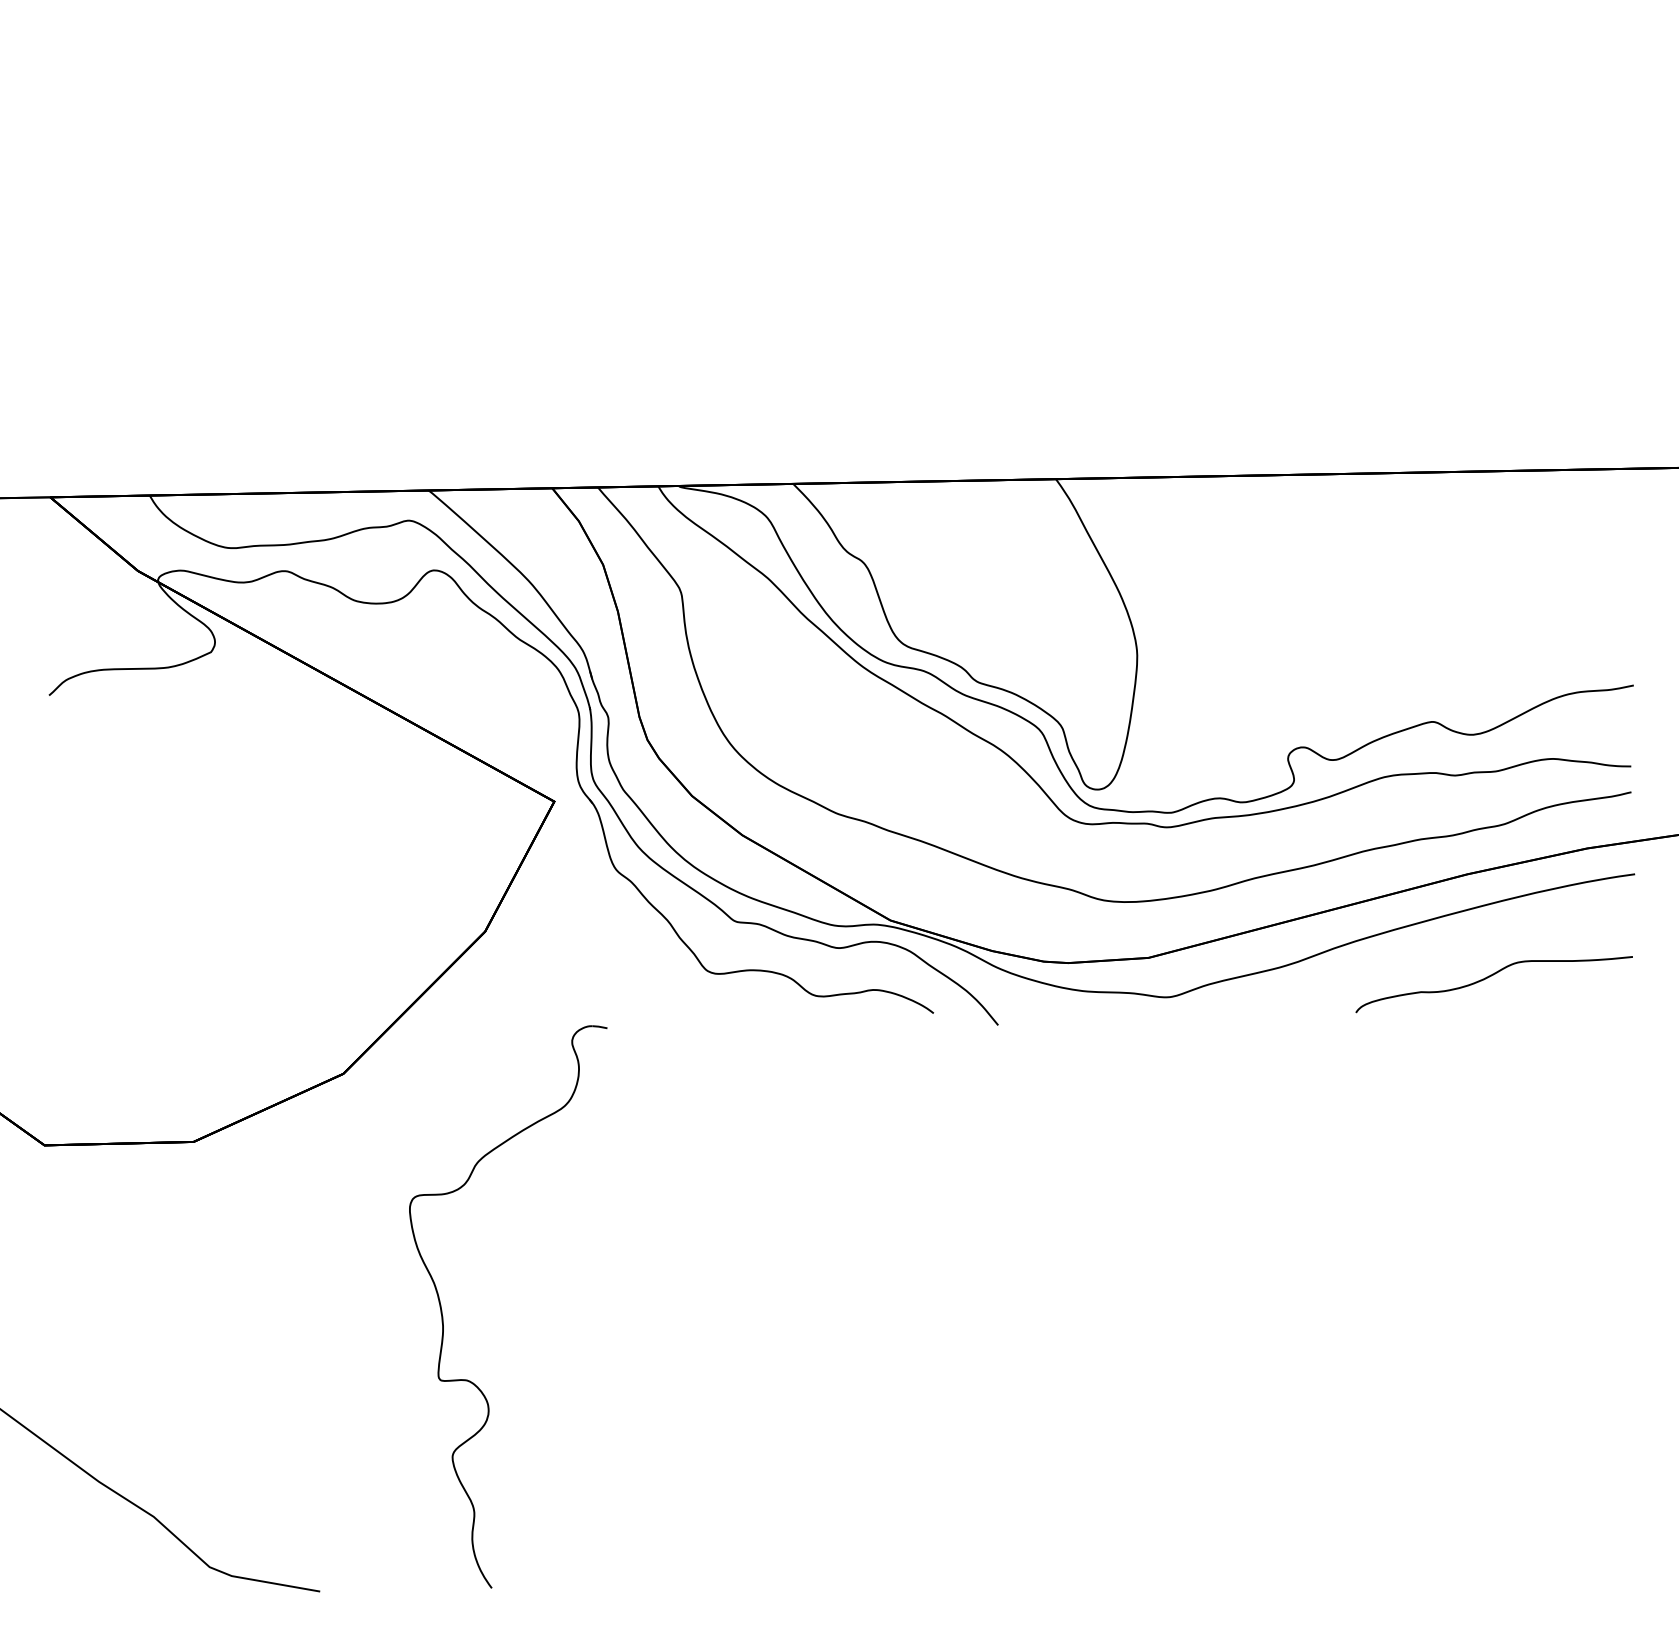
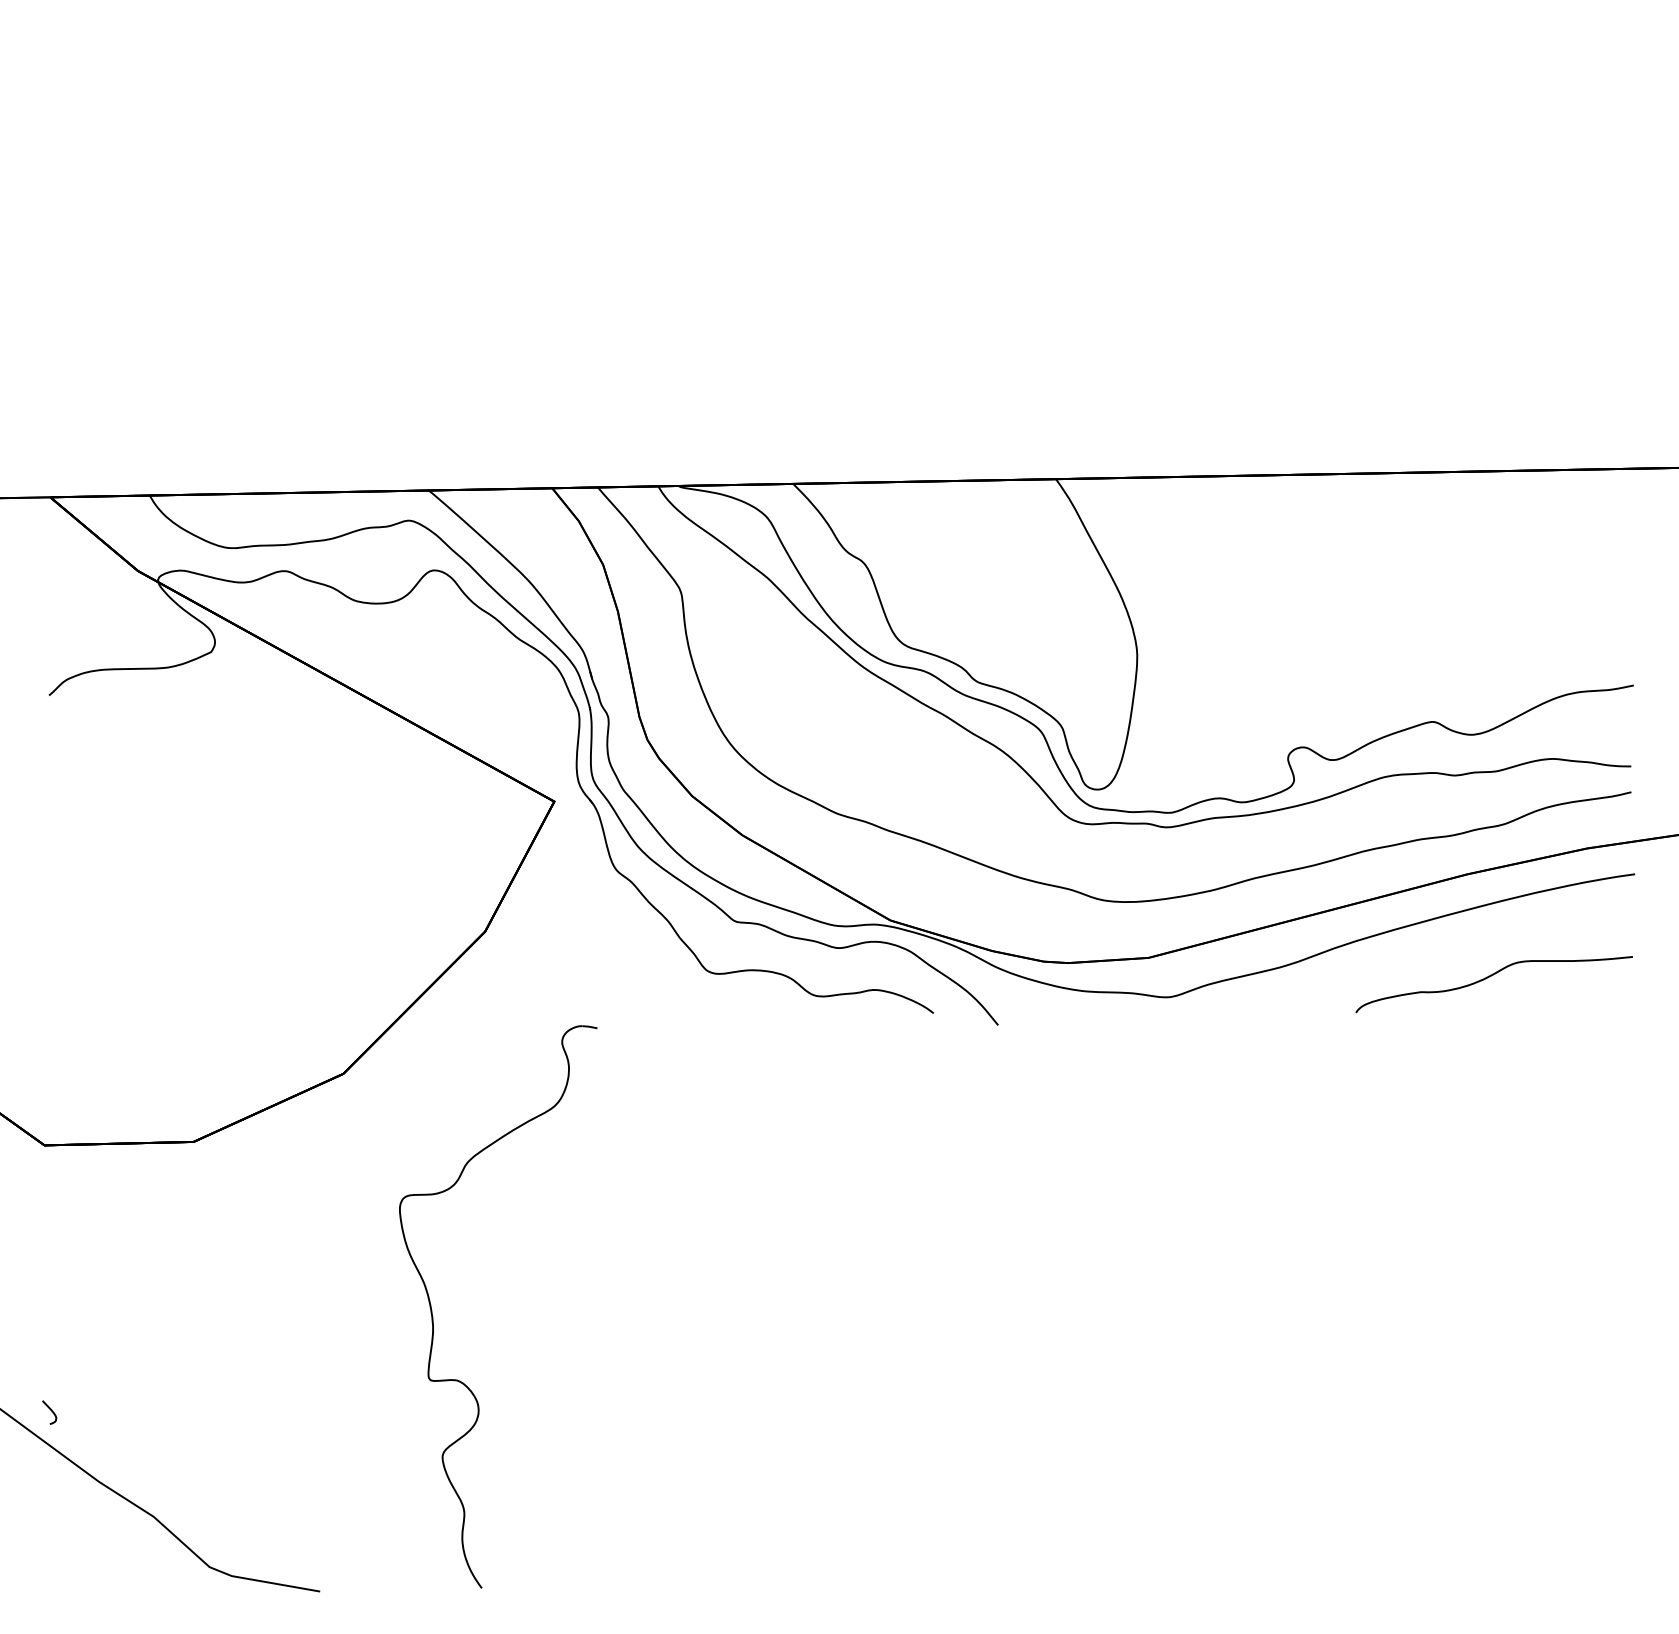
part position: (443, 1316) -> (433, 1316) (433, 1316)
curve: none -> present (50, 1410)
